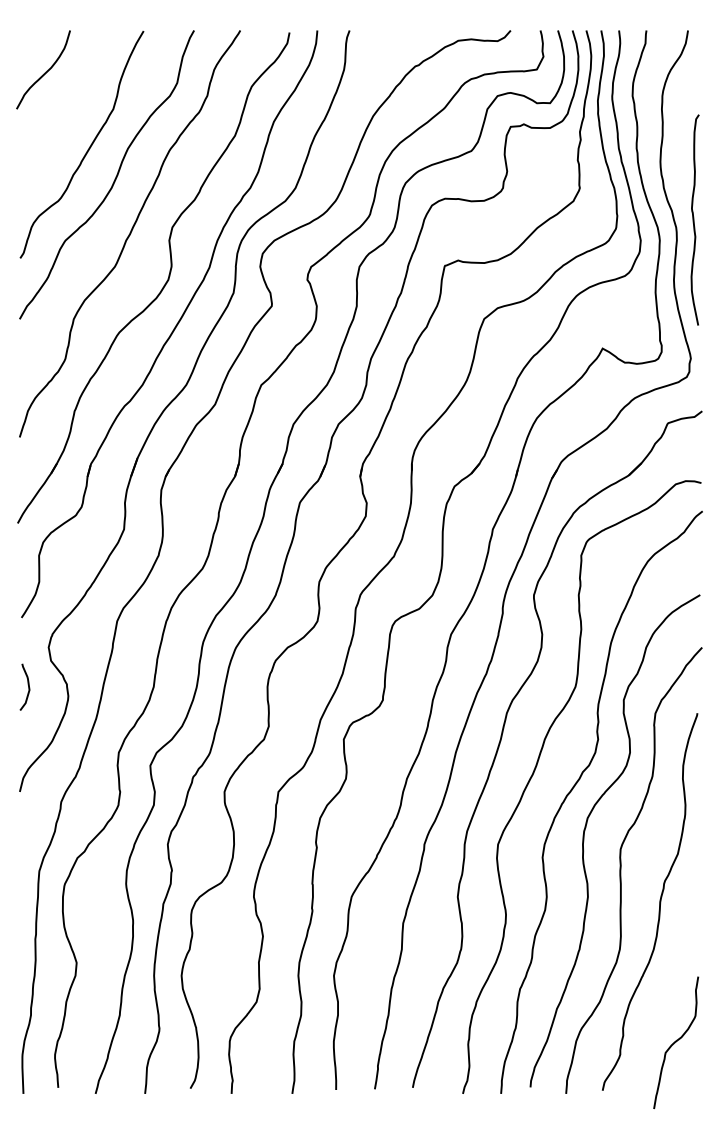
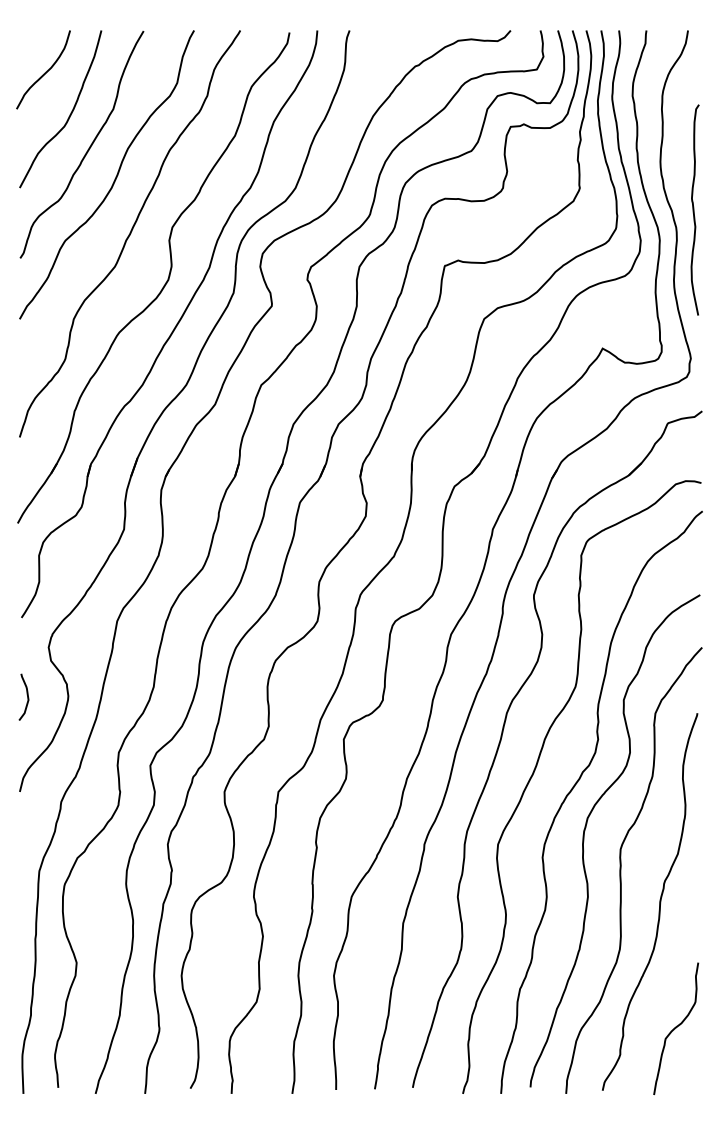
curve: none -> present (69, 114)
curve position: (694, 219) -> (694, 209) (694, 209)
curve position: (27, 684) -> (26, 694) (26, 694)
curve position: (676, 1042) -> (676, 1028) (676, 1028)
